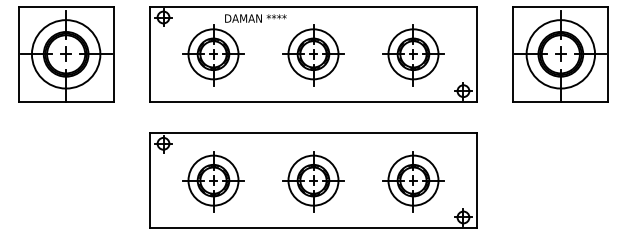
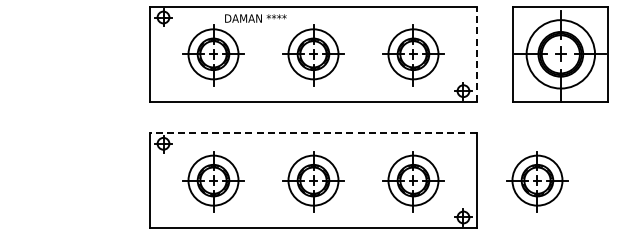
line: solid -> dashed (476, 53)
part: present -> none (66, 54)
line: solid -> dashed (313, 133)
part: none -> present (537, 181)
